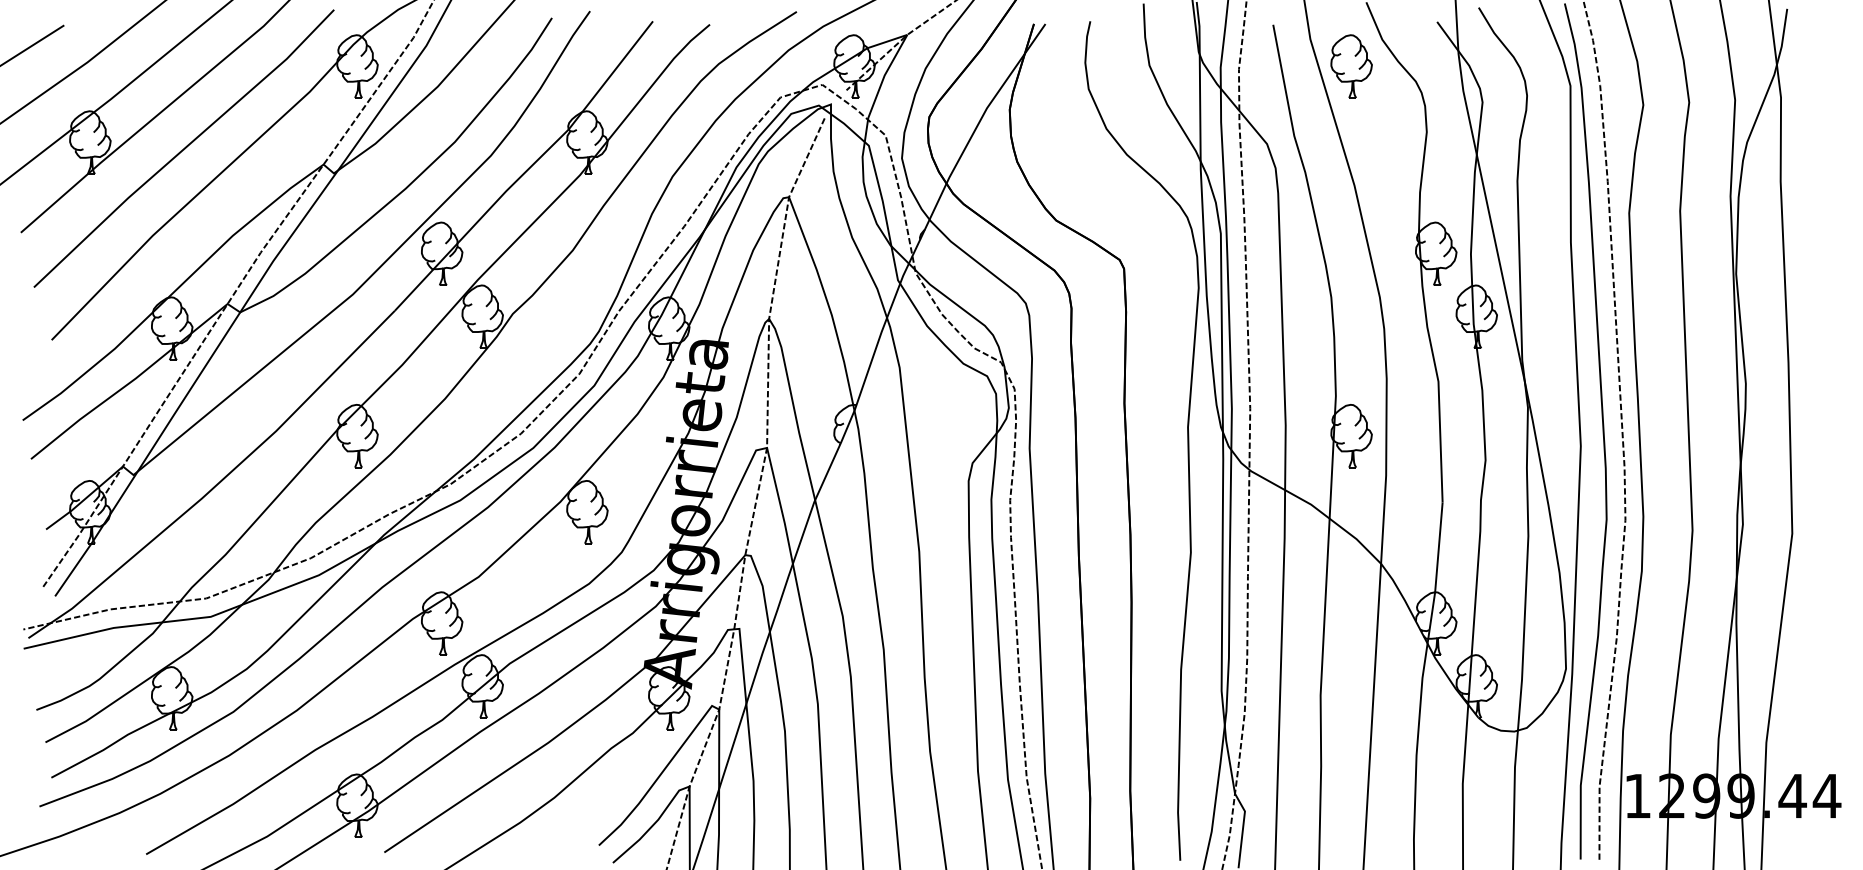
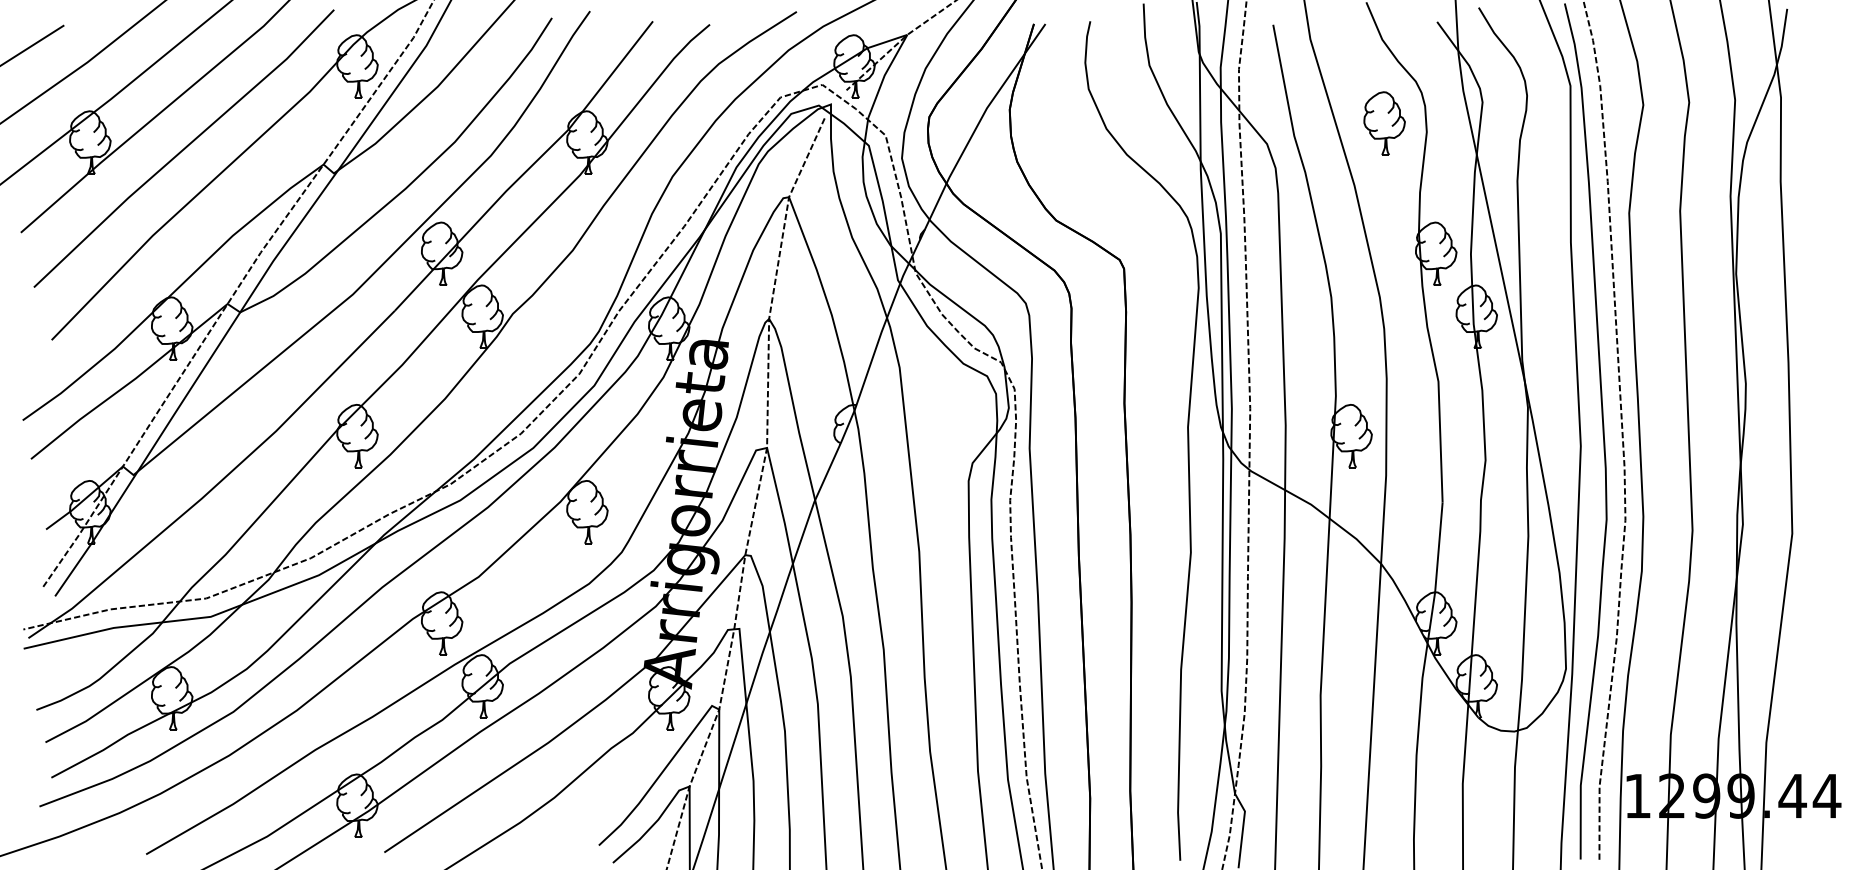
part position: (1351, 66) -> (1384, 123) (1384, 123)
